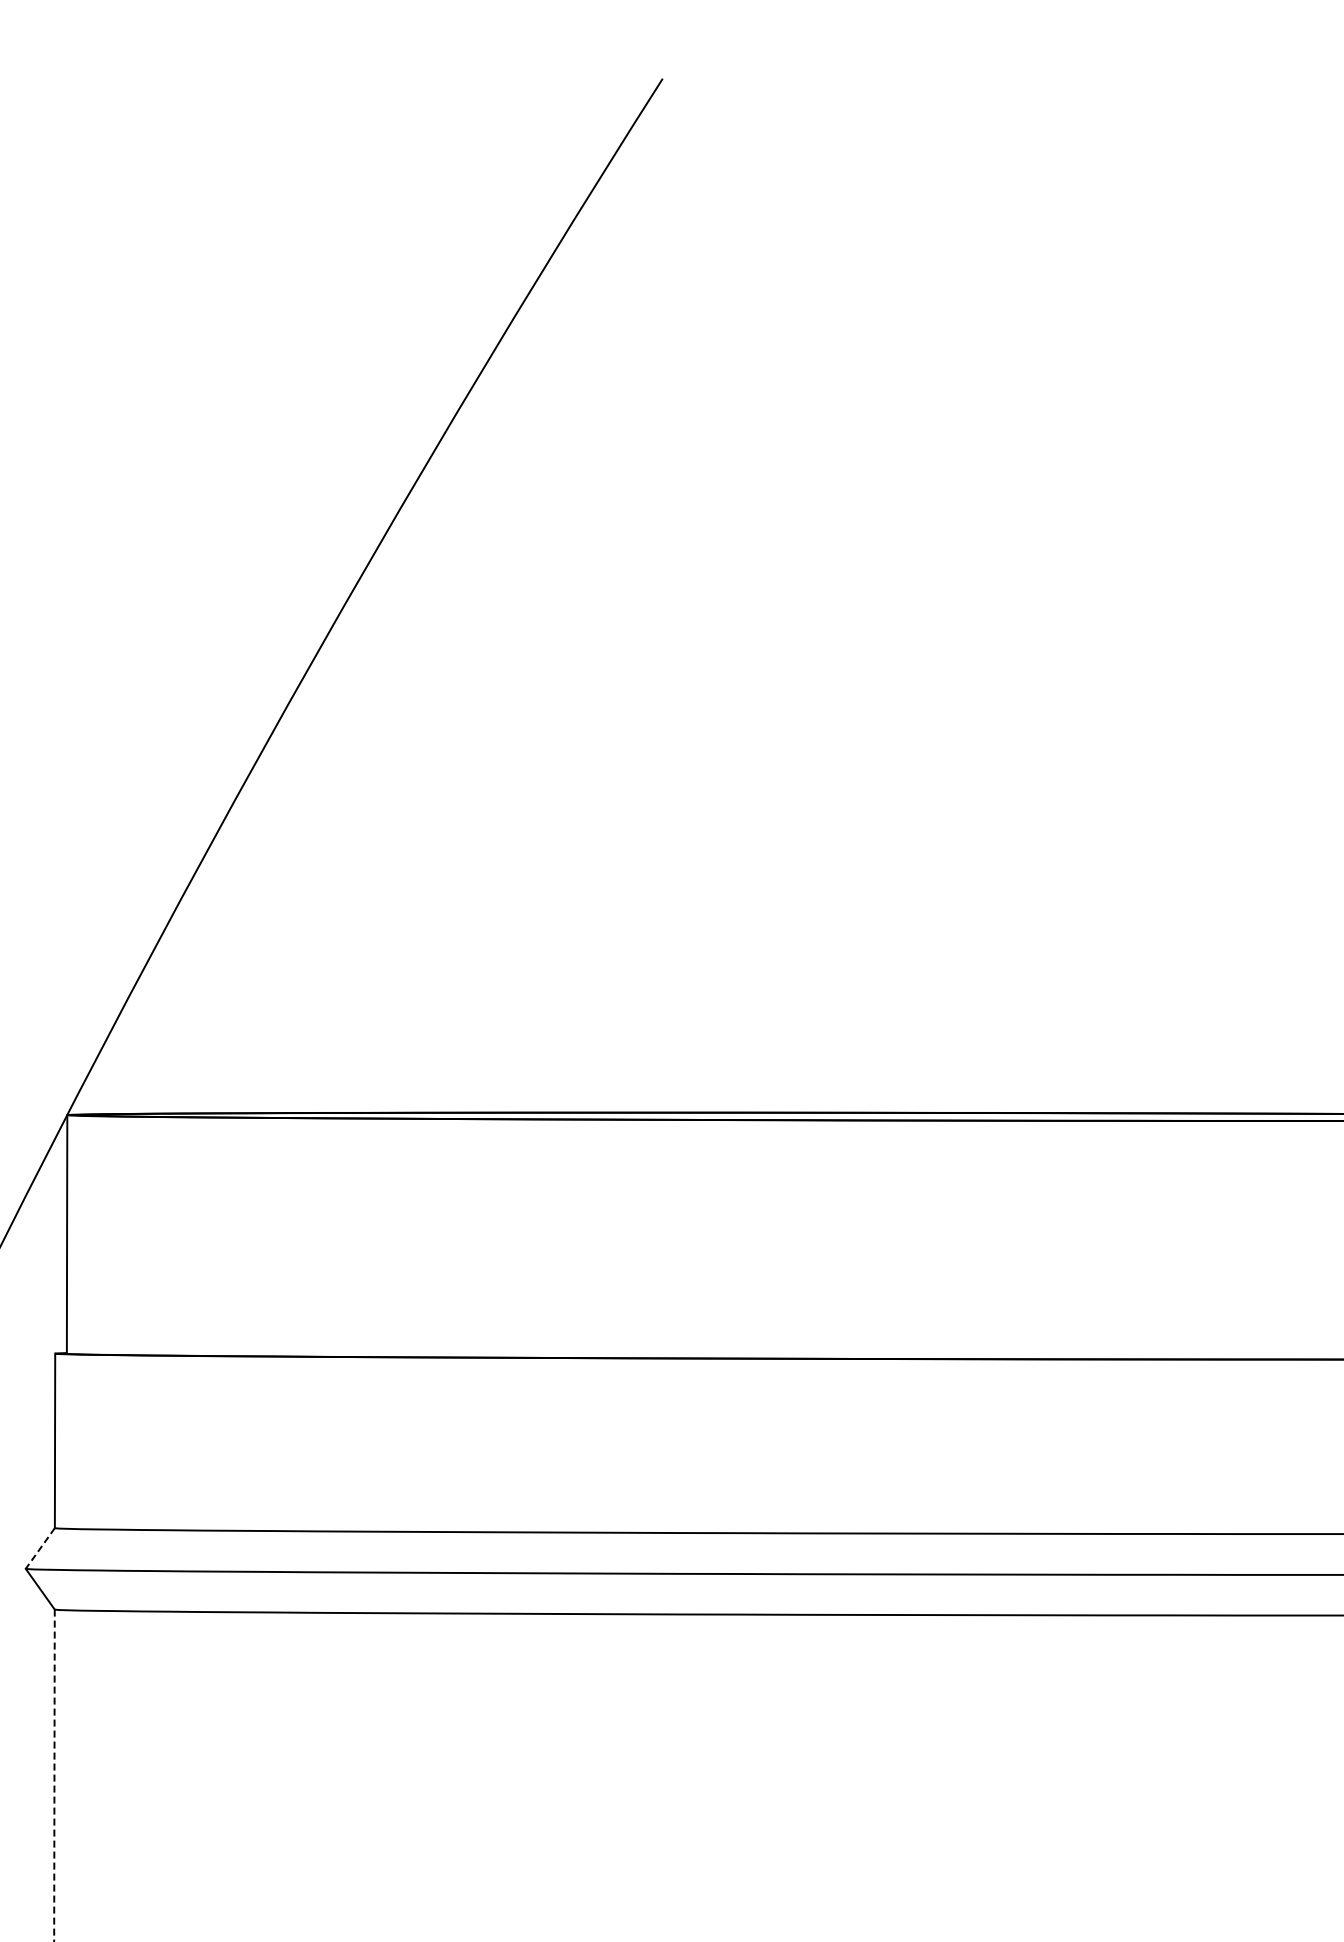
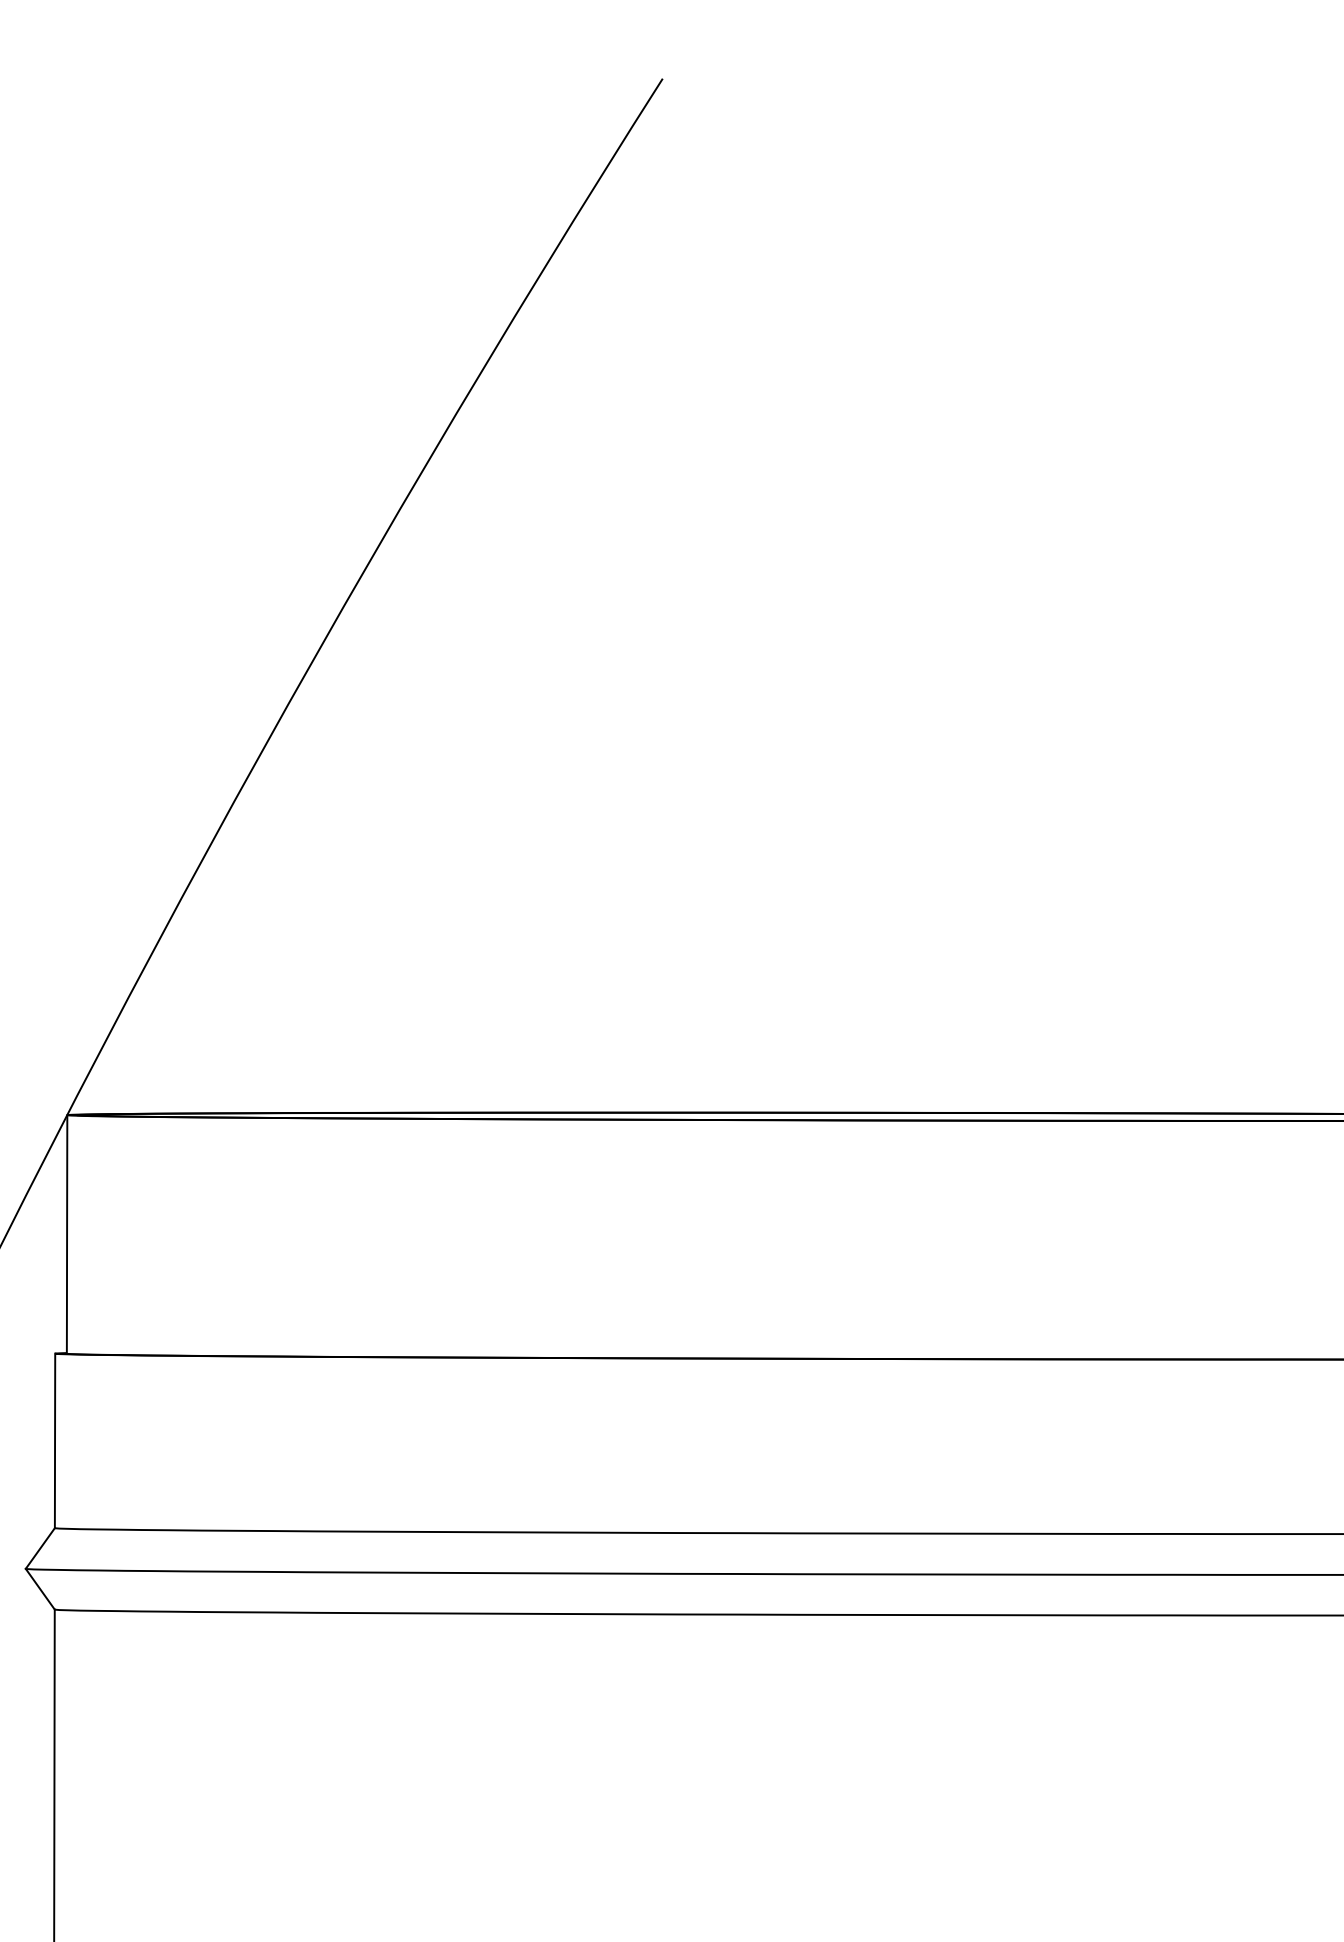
line: dashed -> solid (40, 1548)
line: dashed -> solid (54, 1775)
